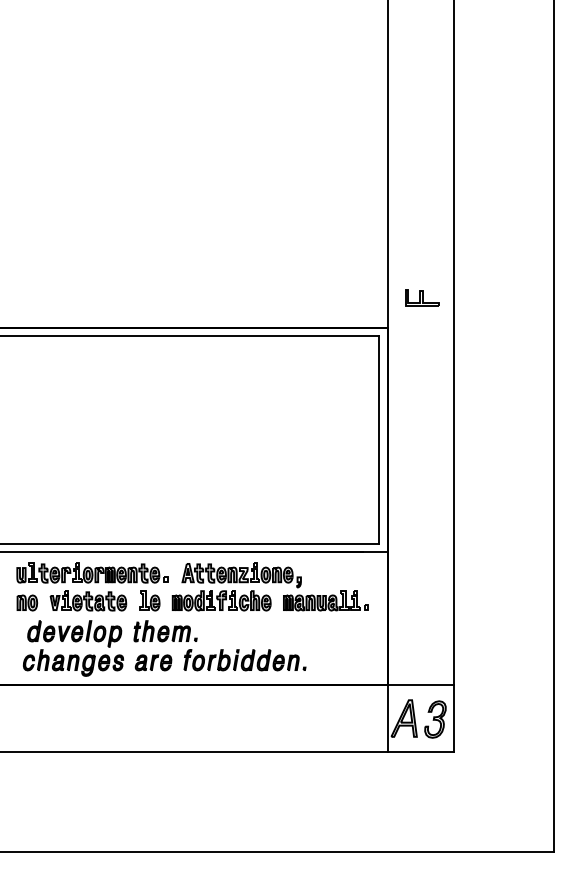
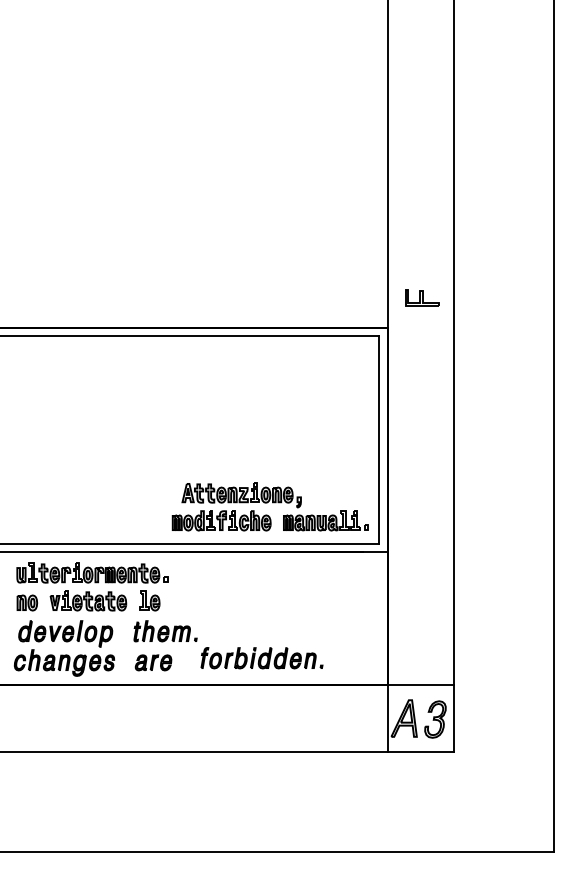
part position: (269, 586) -> (269, 506) (269, 506)
part position: (72, 648) -> (63, 648) (63, 648)
part position: (244, 660) -> (261, 658) (261, 658)
